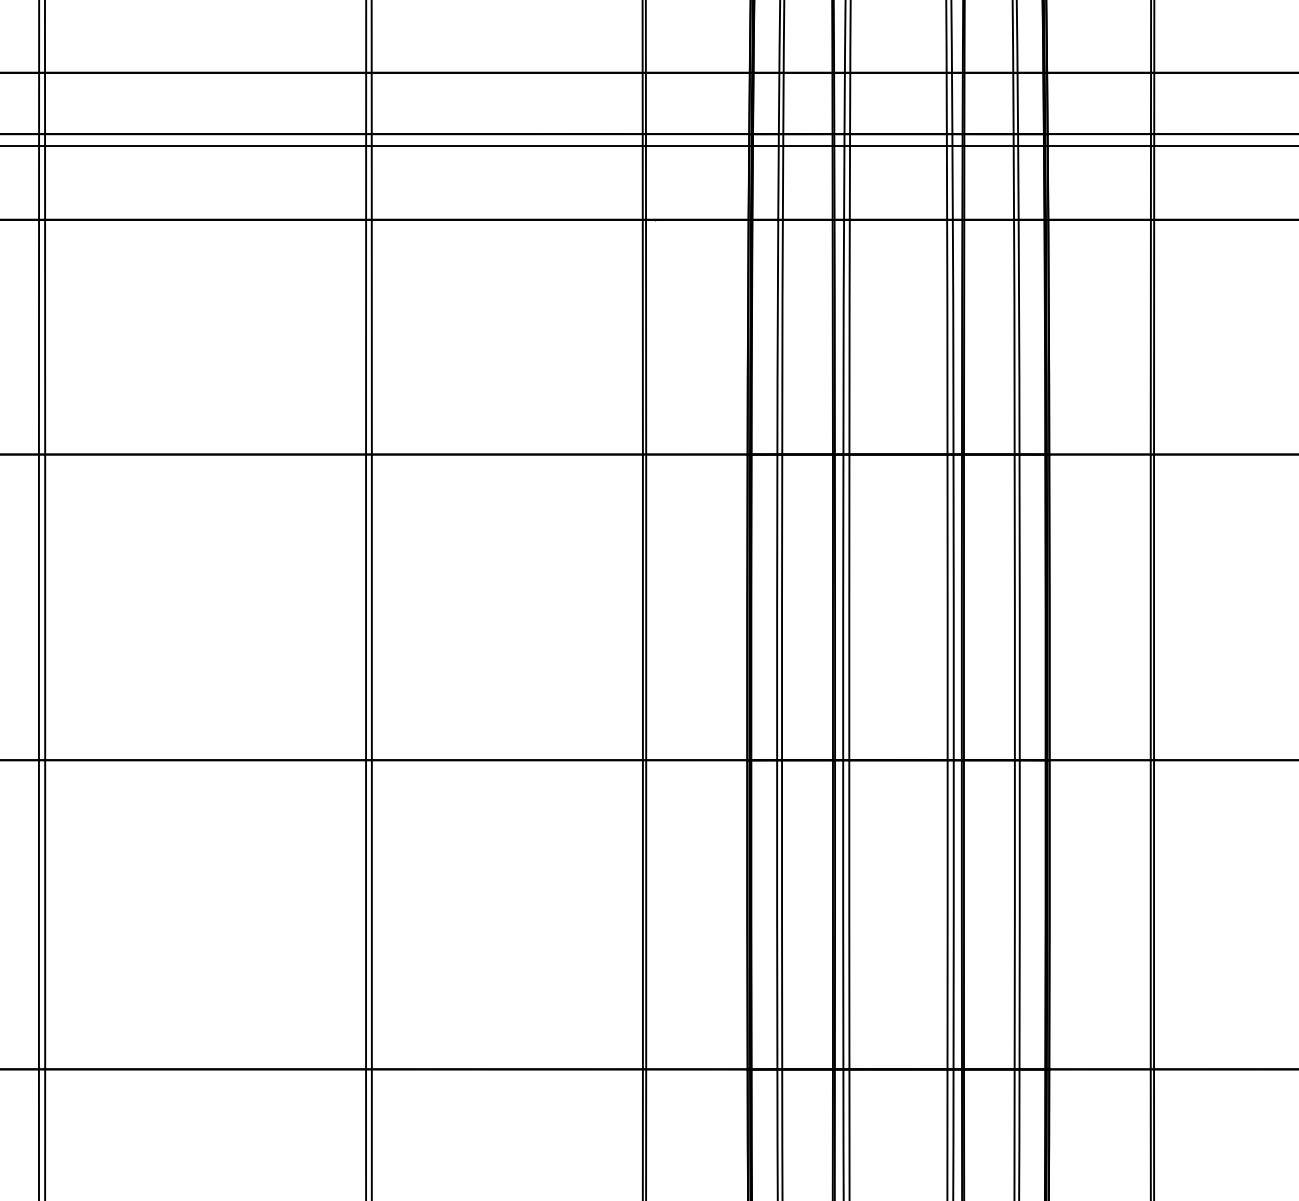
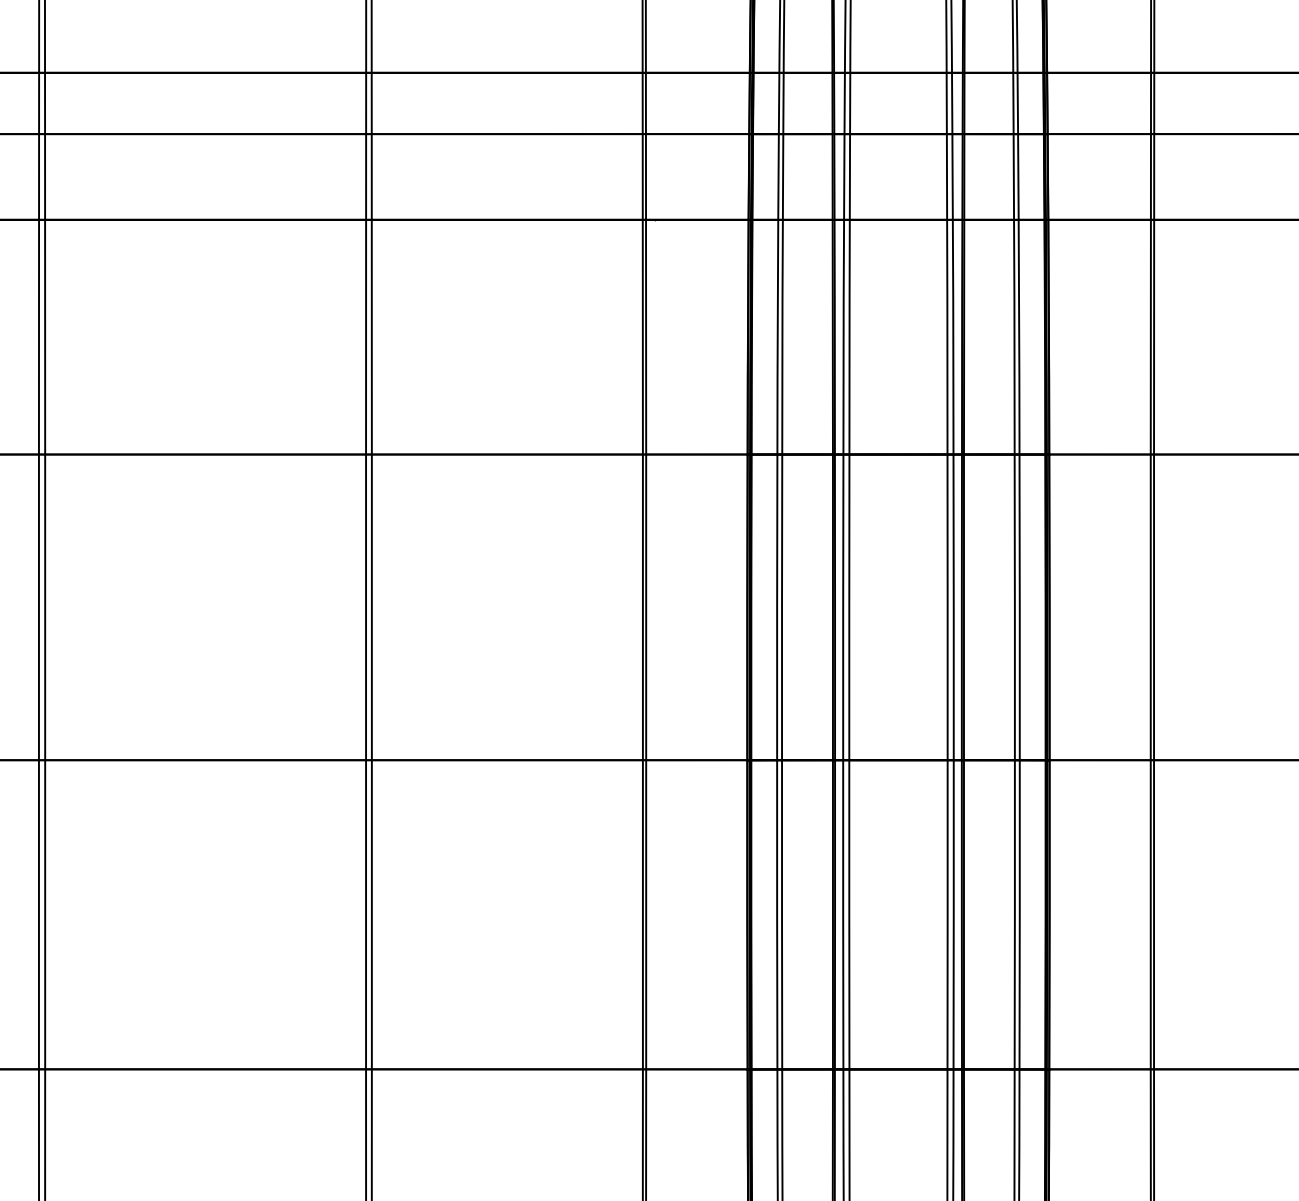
line: present -> none (648, 146)
